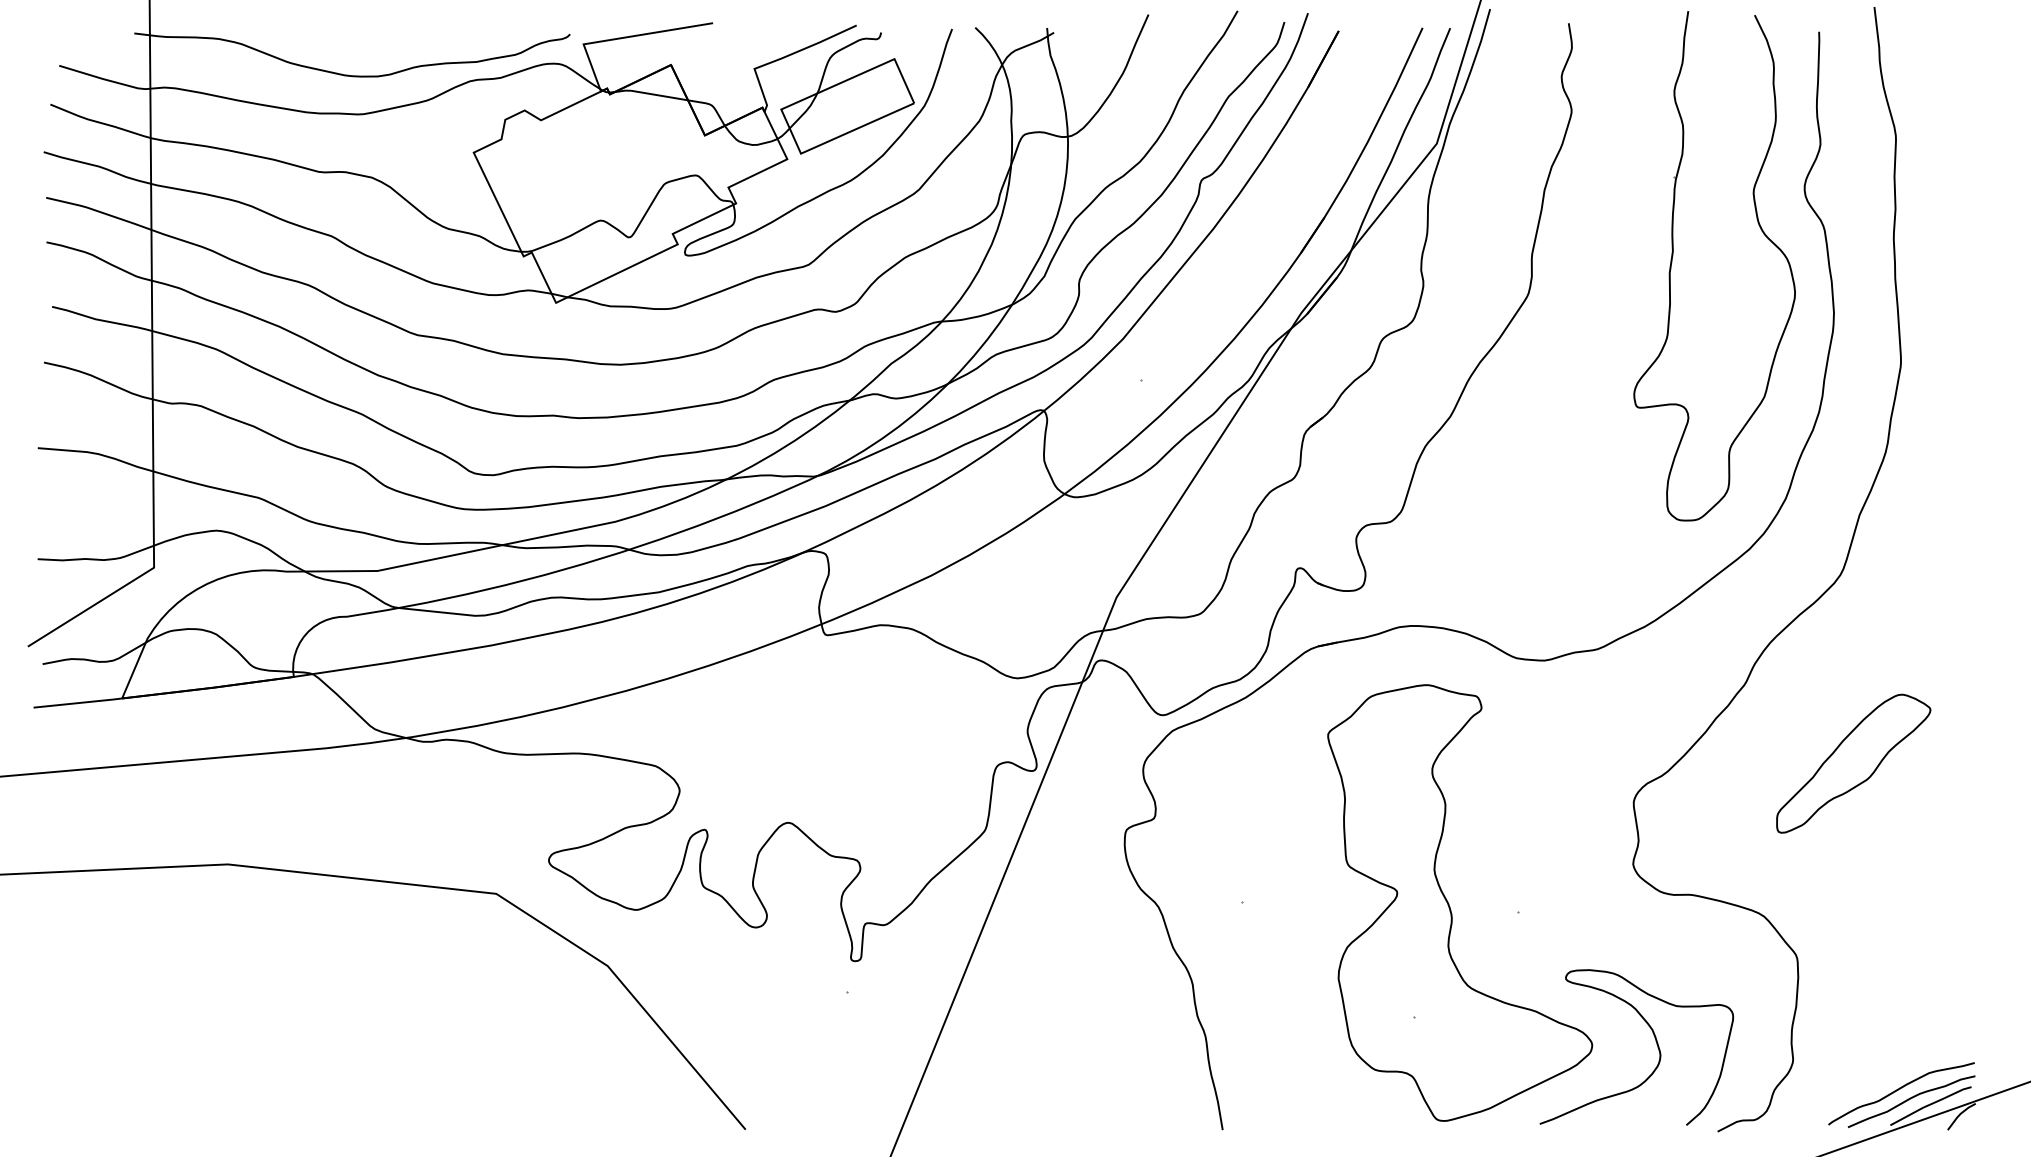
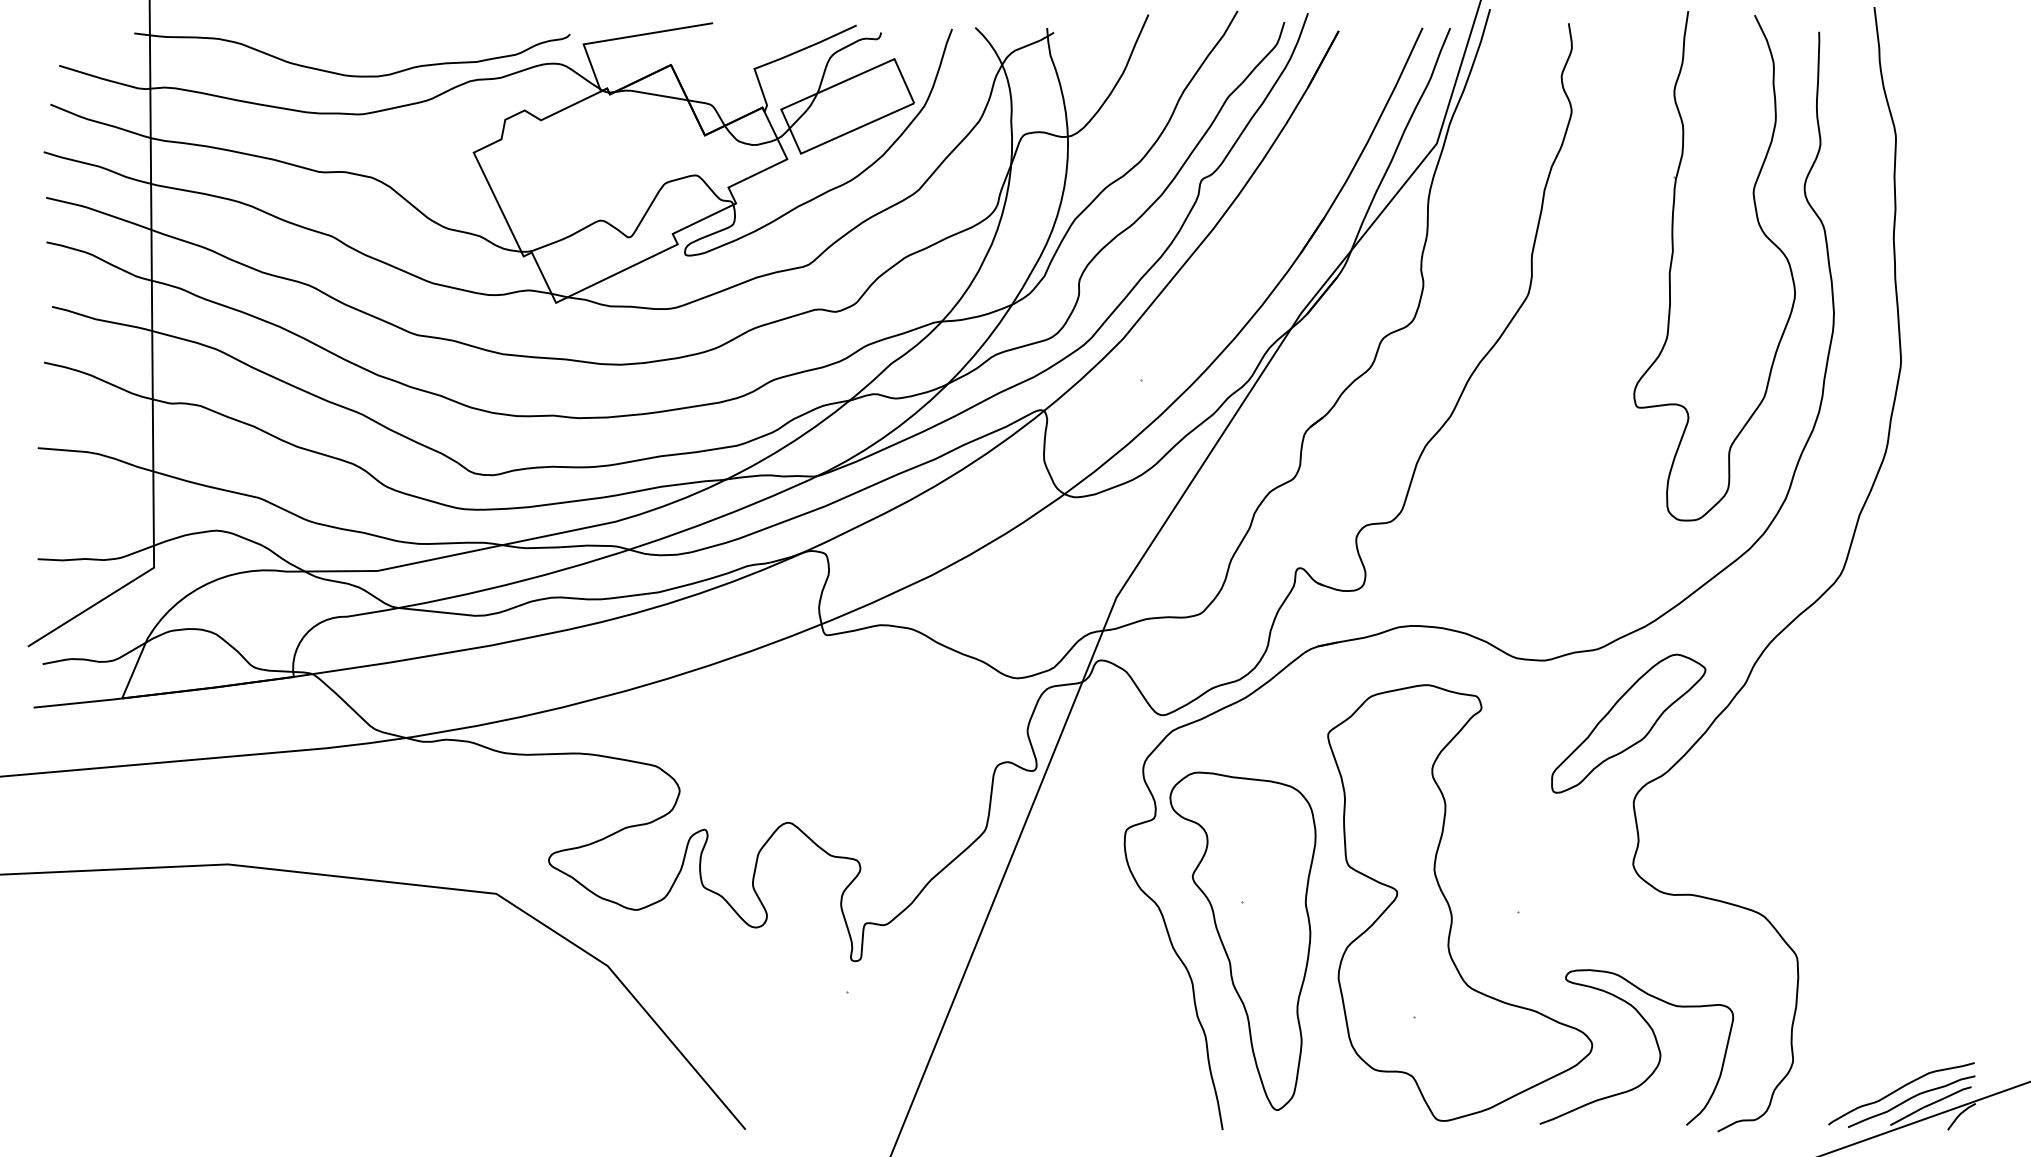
part position: (1853, 763) -> (1628, 723) (1628, 723)
part: none -> present (1242, 940)
